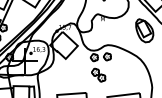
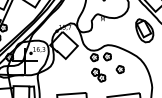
part: none -> present (119, 69)
